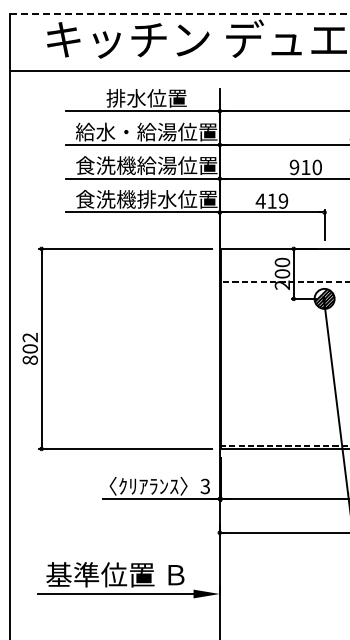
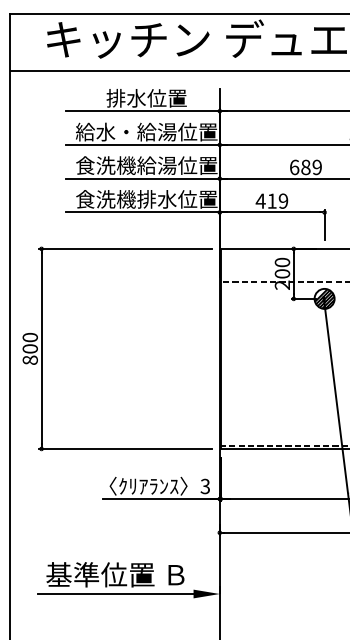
line: dashed -> solid (180, 14)
text: 910 -> 689 (305, 167)
text: 802 -> 800 (29, 337)
